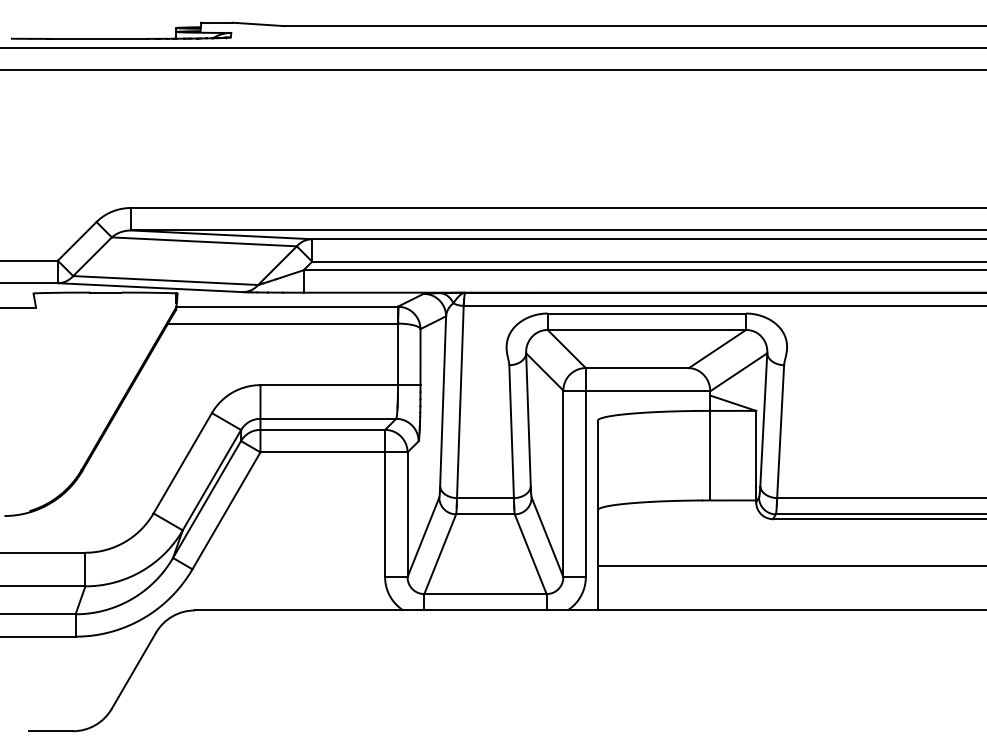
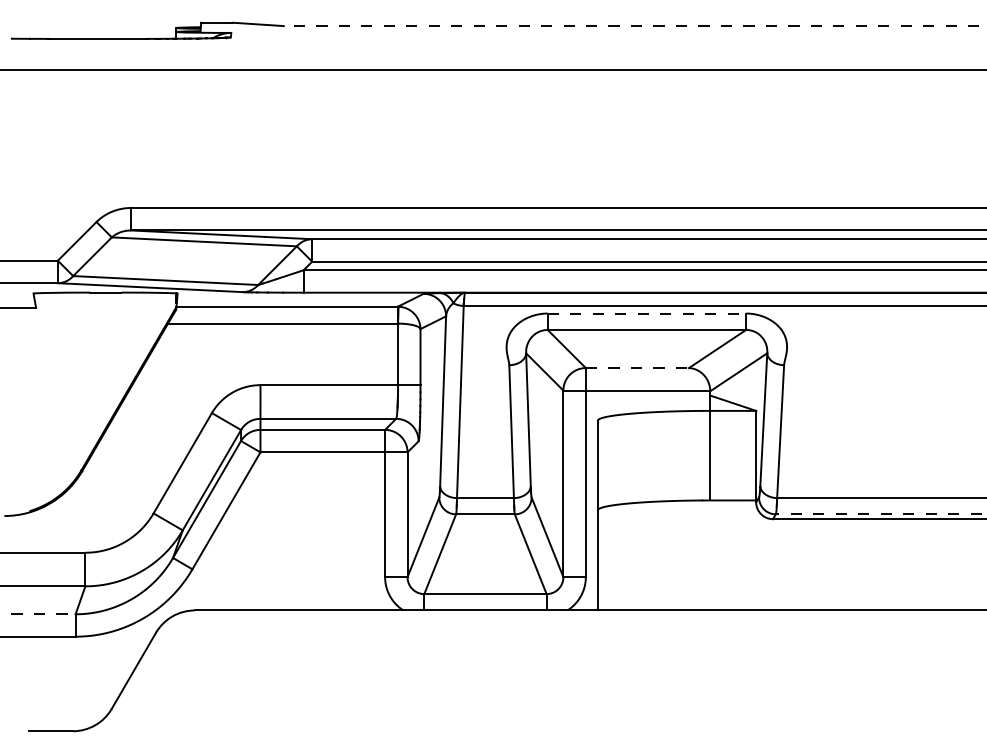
line: solid -> dashed (634, 26)
line: present -> none (492, 47)
line: solid -> dashed (647, 313)
line: solid -> dashed (637, 368)
line: solid -> dashed (880, 514)
line: present -> none (790, 565)
line: solid -> dashed (37, 614)
